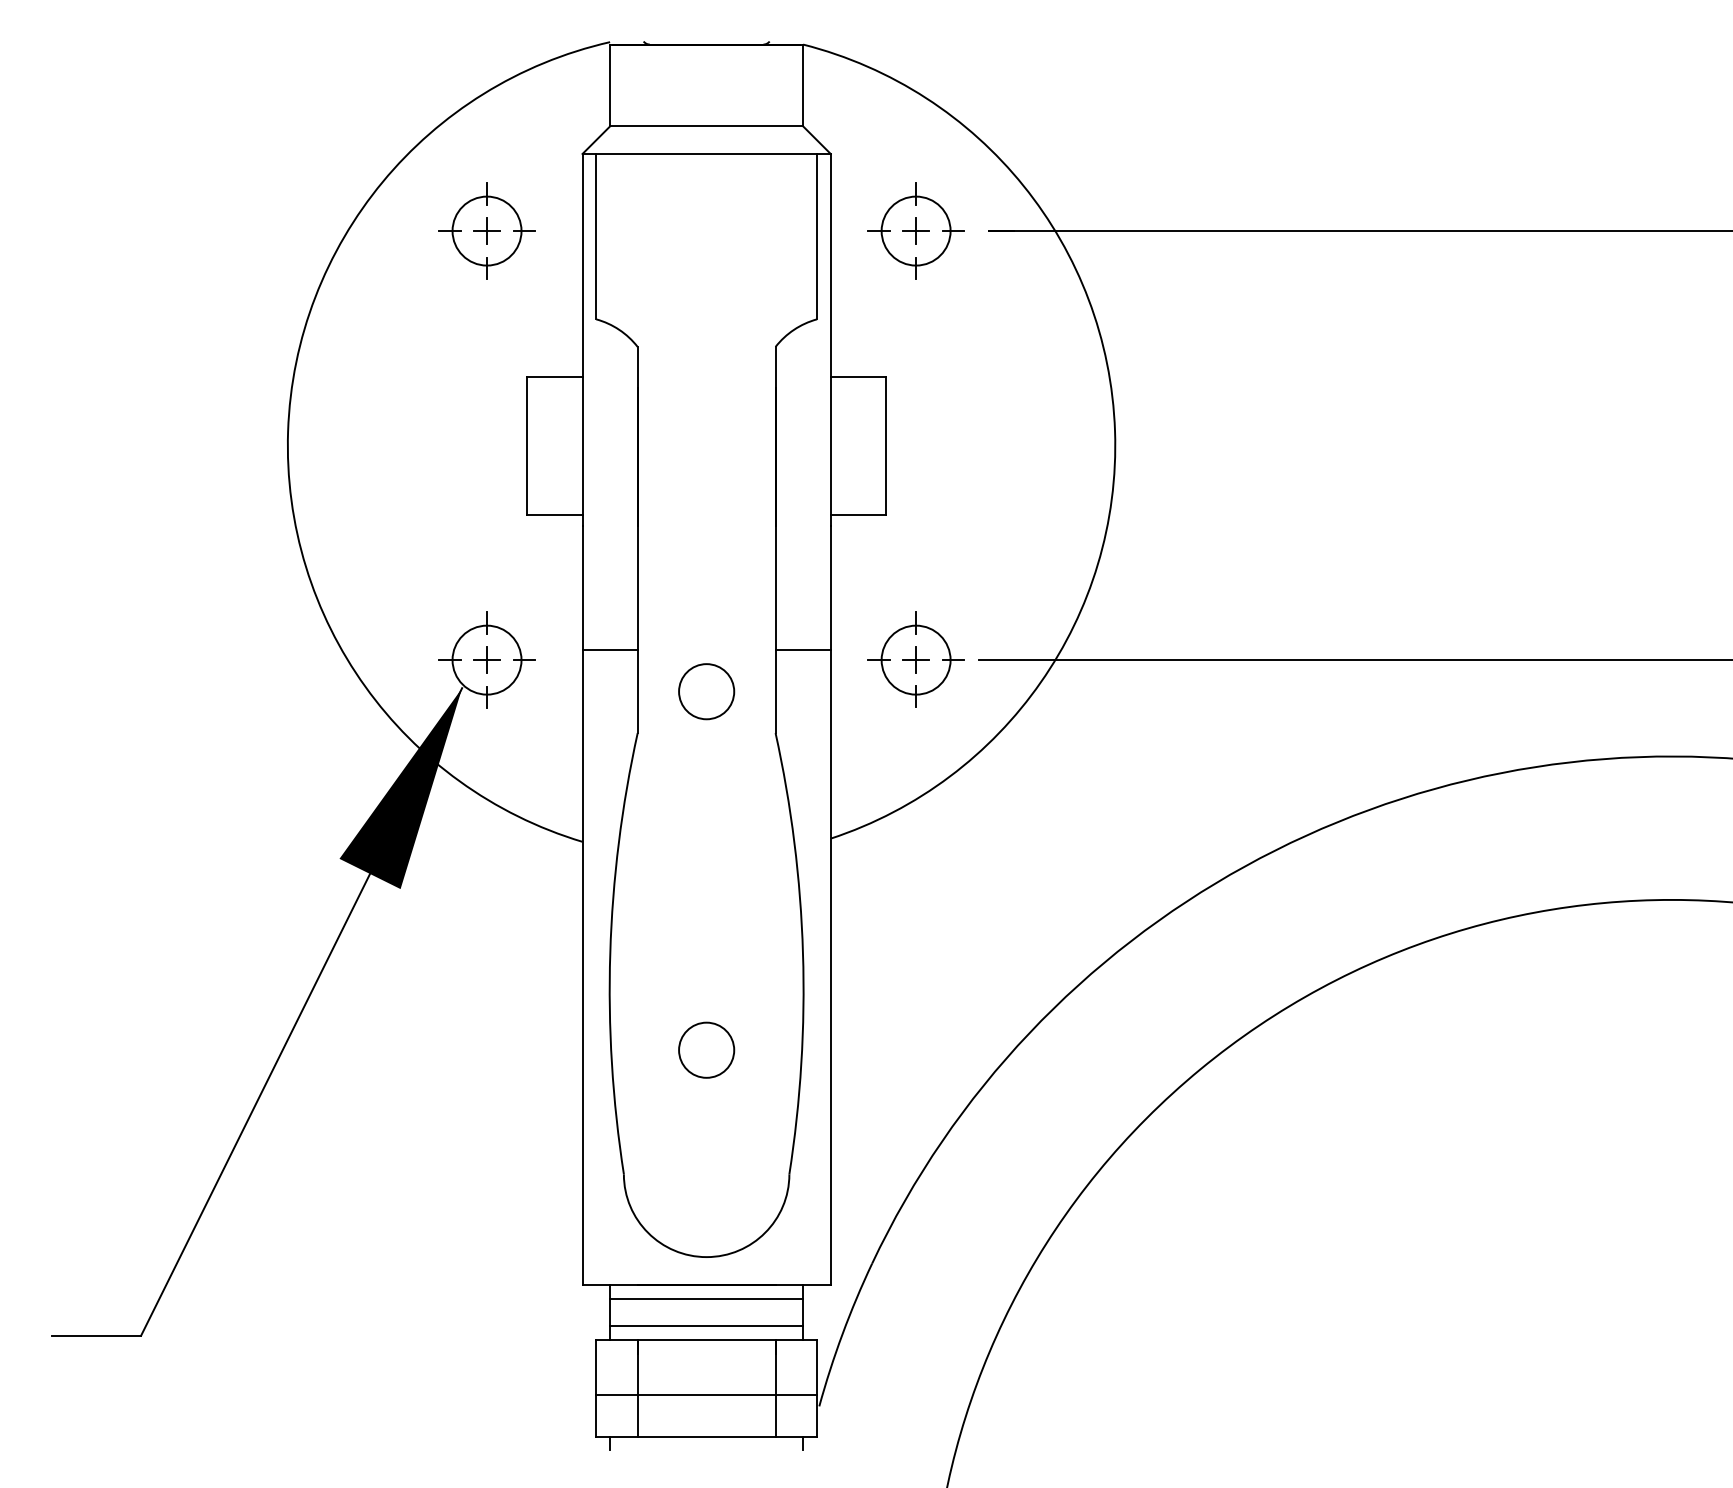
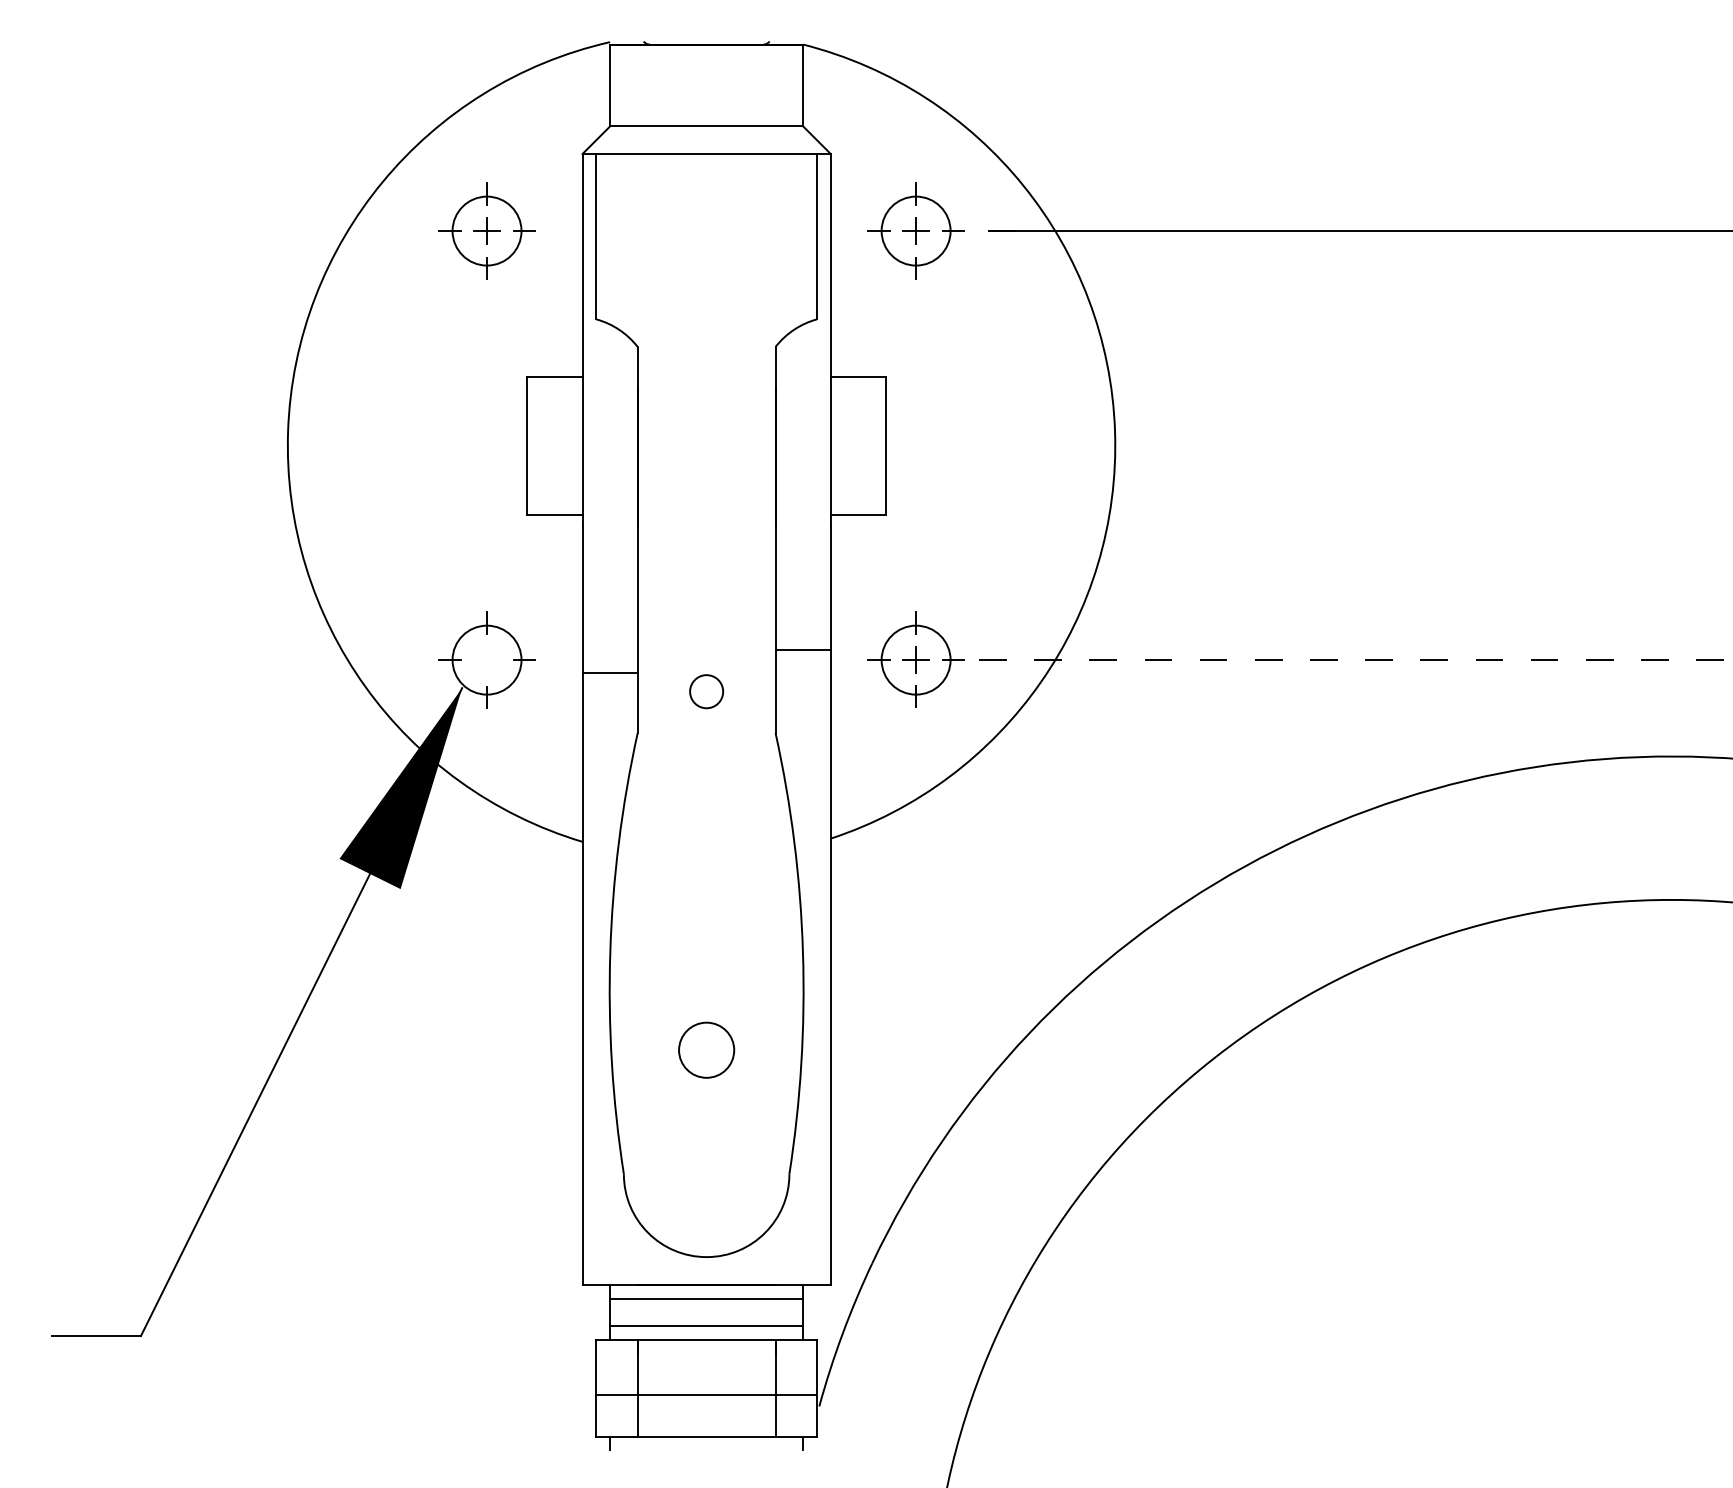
line position: (609, 650) -> (609, 673) (609, 673)
part: present -> none (486, 659)
line: solid -> dashed (1356, 660)
circle diameter: 55 px -> 33 px (706, 691)
